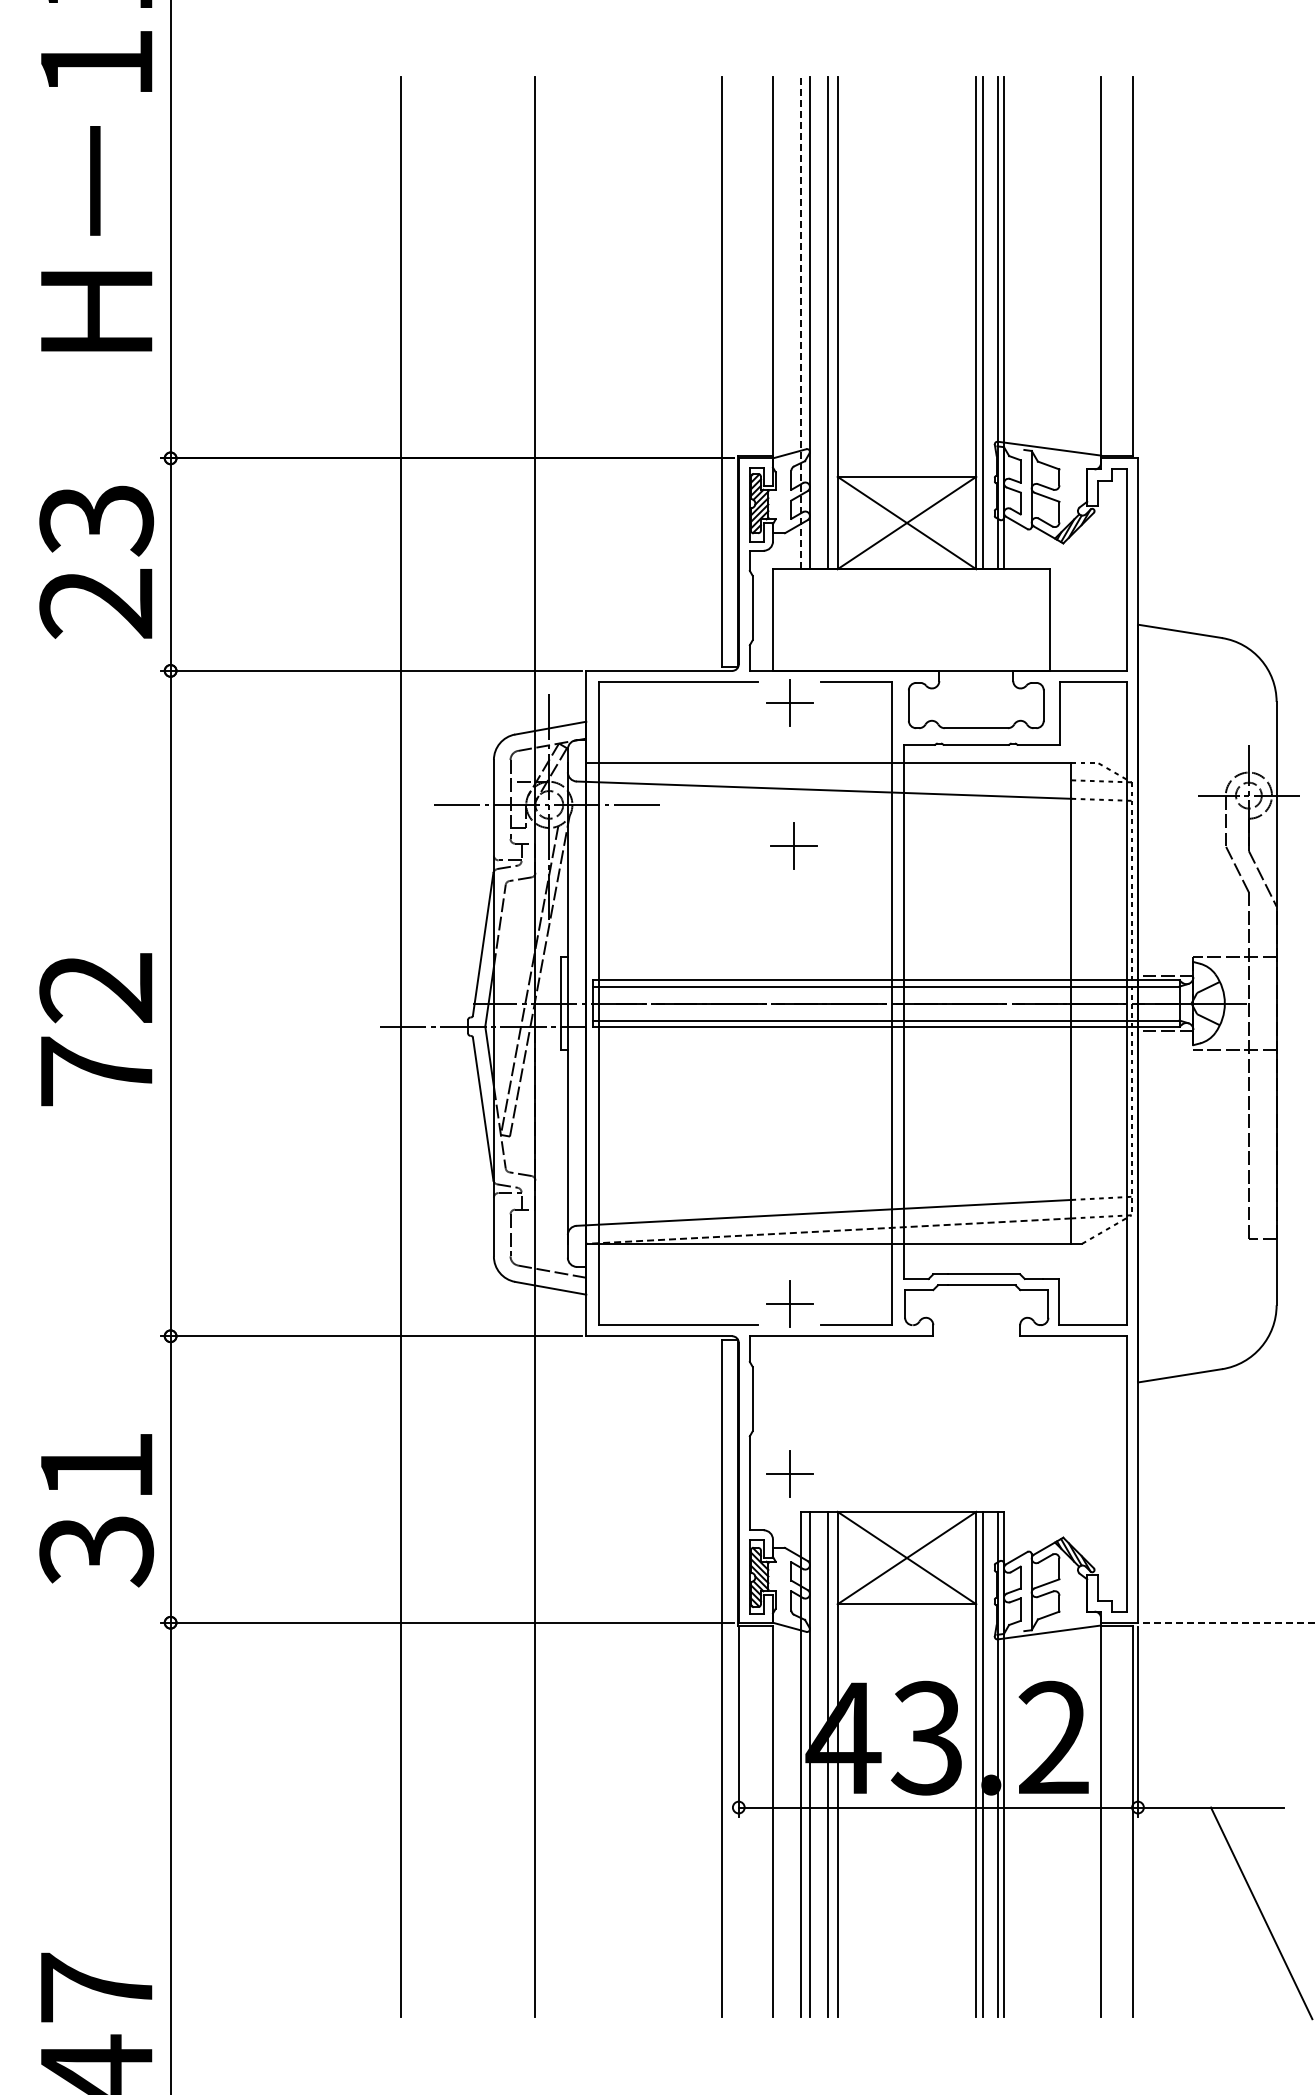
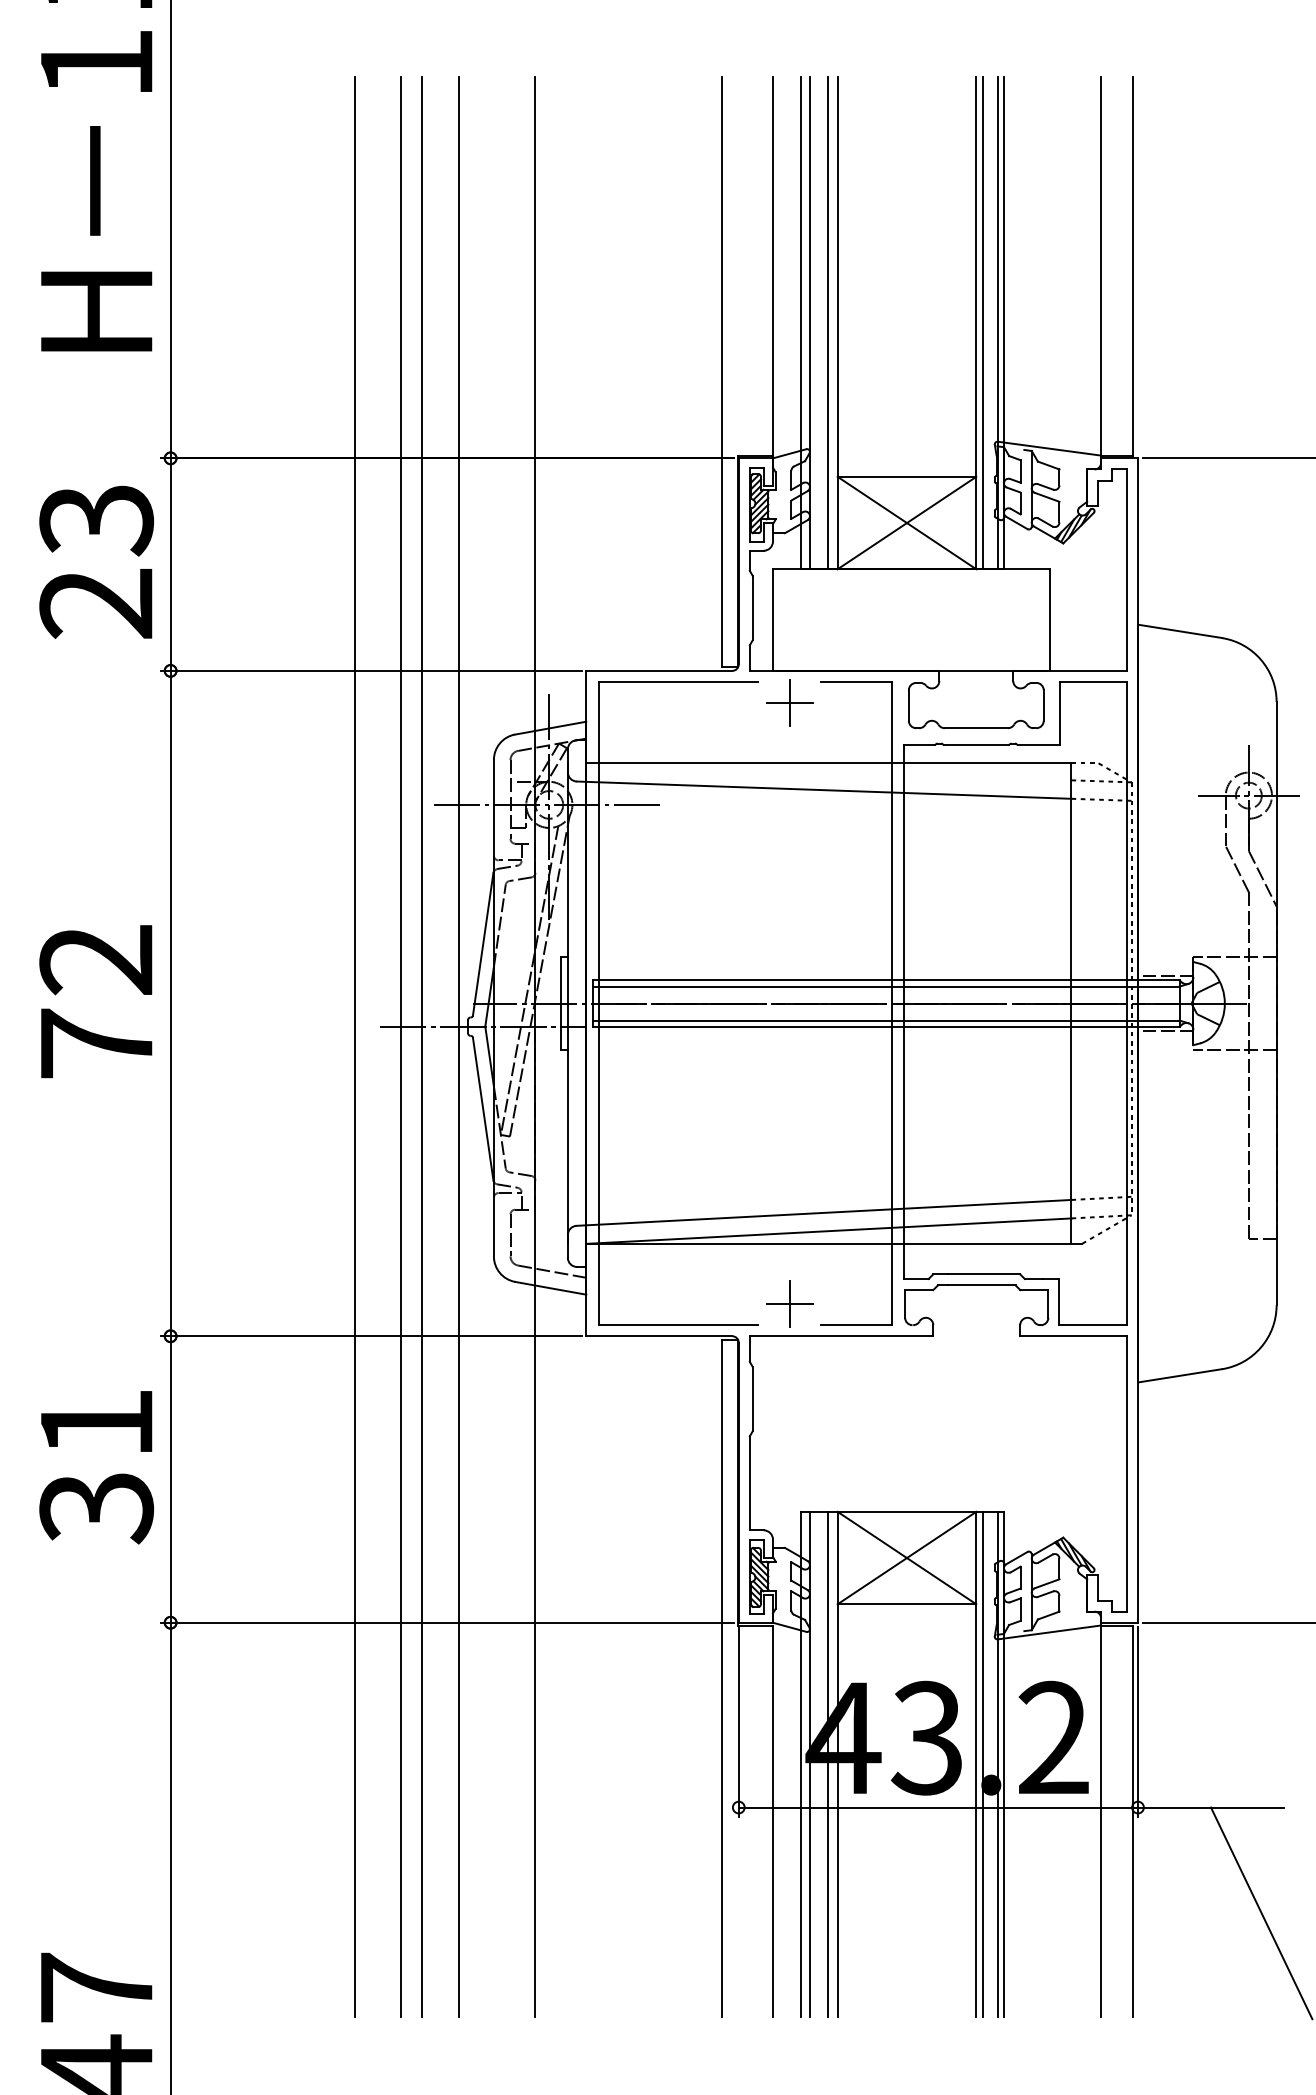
line: dashed -> solid (800, 322)
line: none -> present (1227, 458)
part: present -> none (793, 845)
text position: (95, 1029) -> (95, 1001) (95, 1001)
line: none -> present (355, 1046)
line: none -> present (421, 1046)
line: none -> present (458, 1046)
line: dashed -> solid (828, 1231)
part: present -> none (789, 1473)
text position: (96, 1510) -> (96, 1467) (96, 1467)
line: dashed -> solid (1229, 1622)
